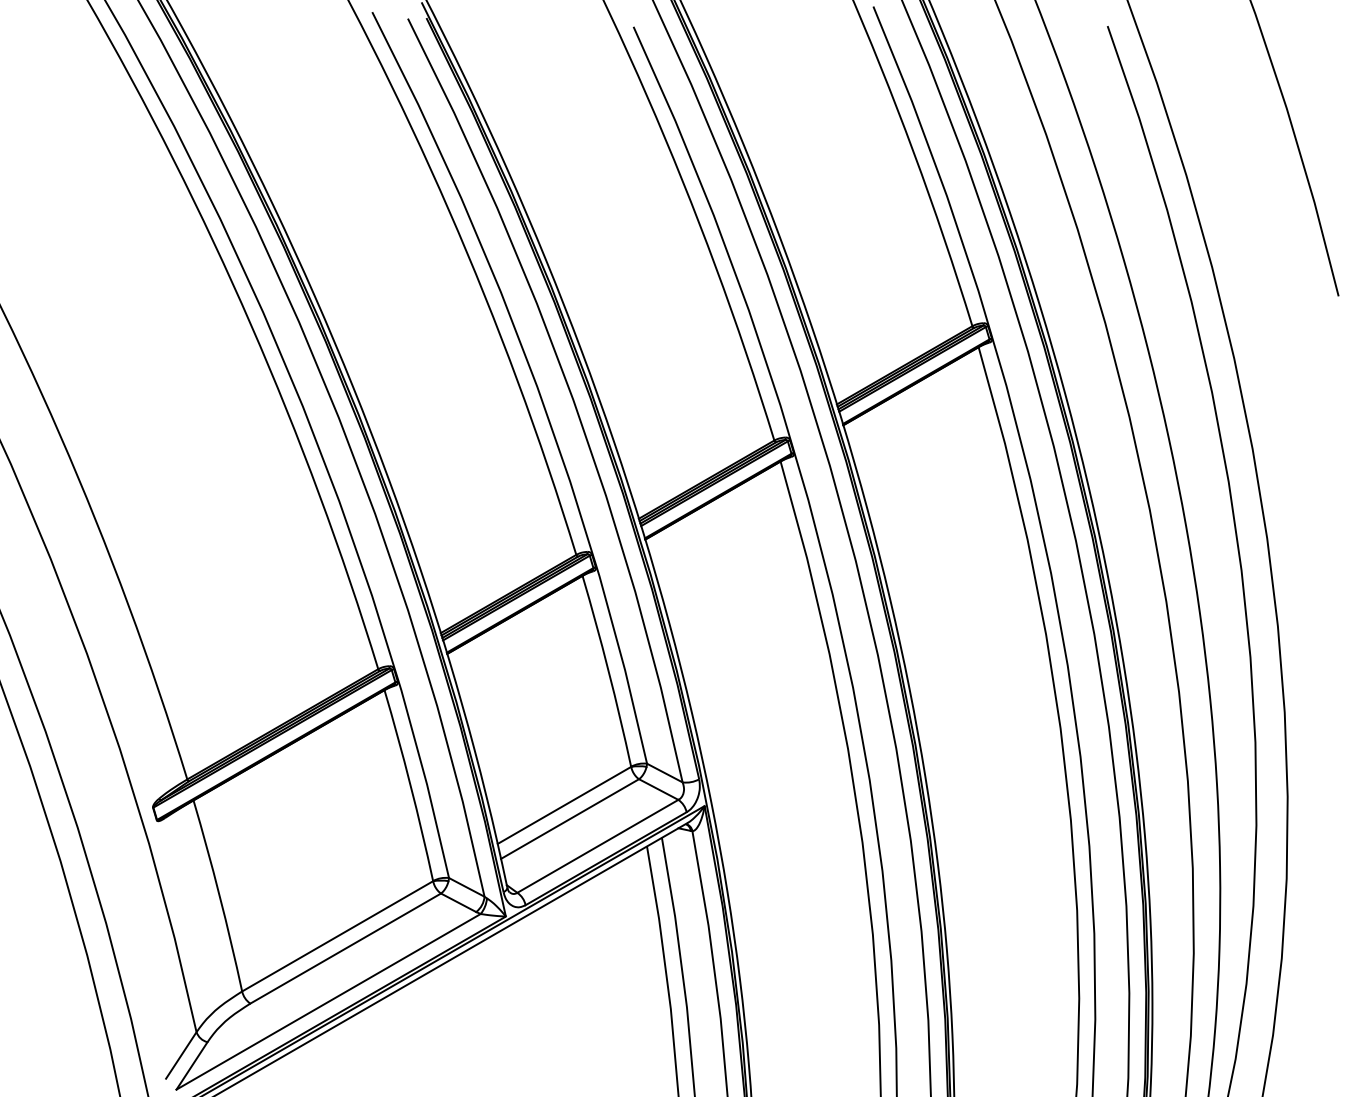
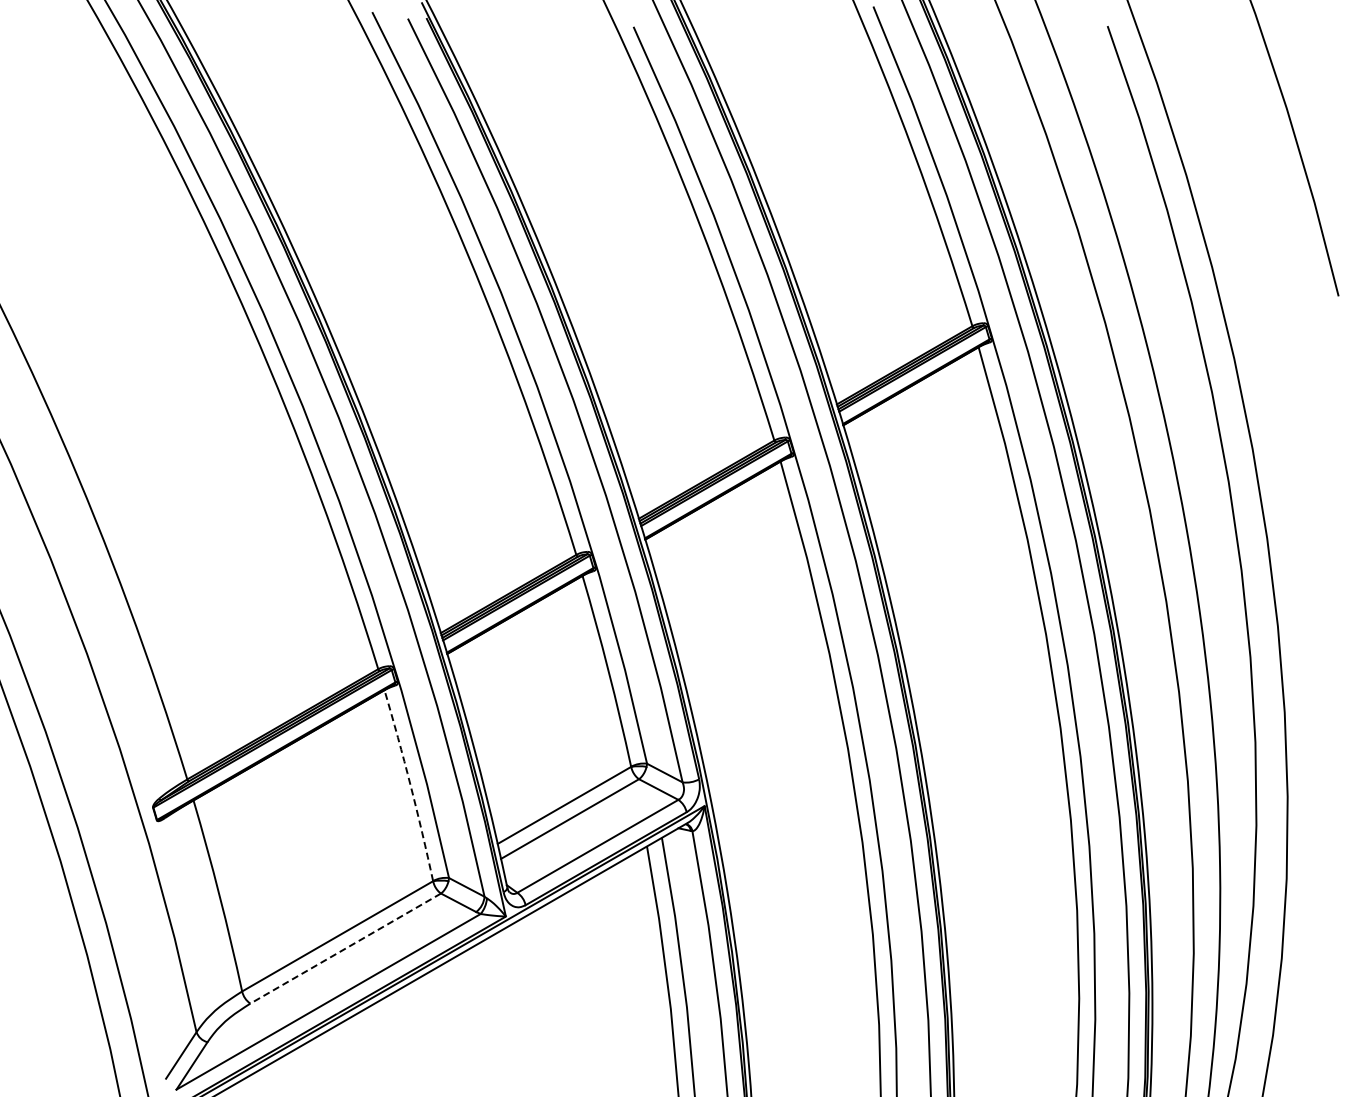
arc: solid -> dashed (410, 785)
line: solid -> dashed (345, 948)
